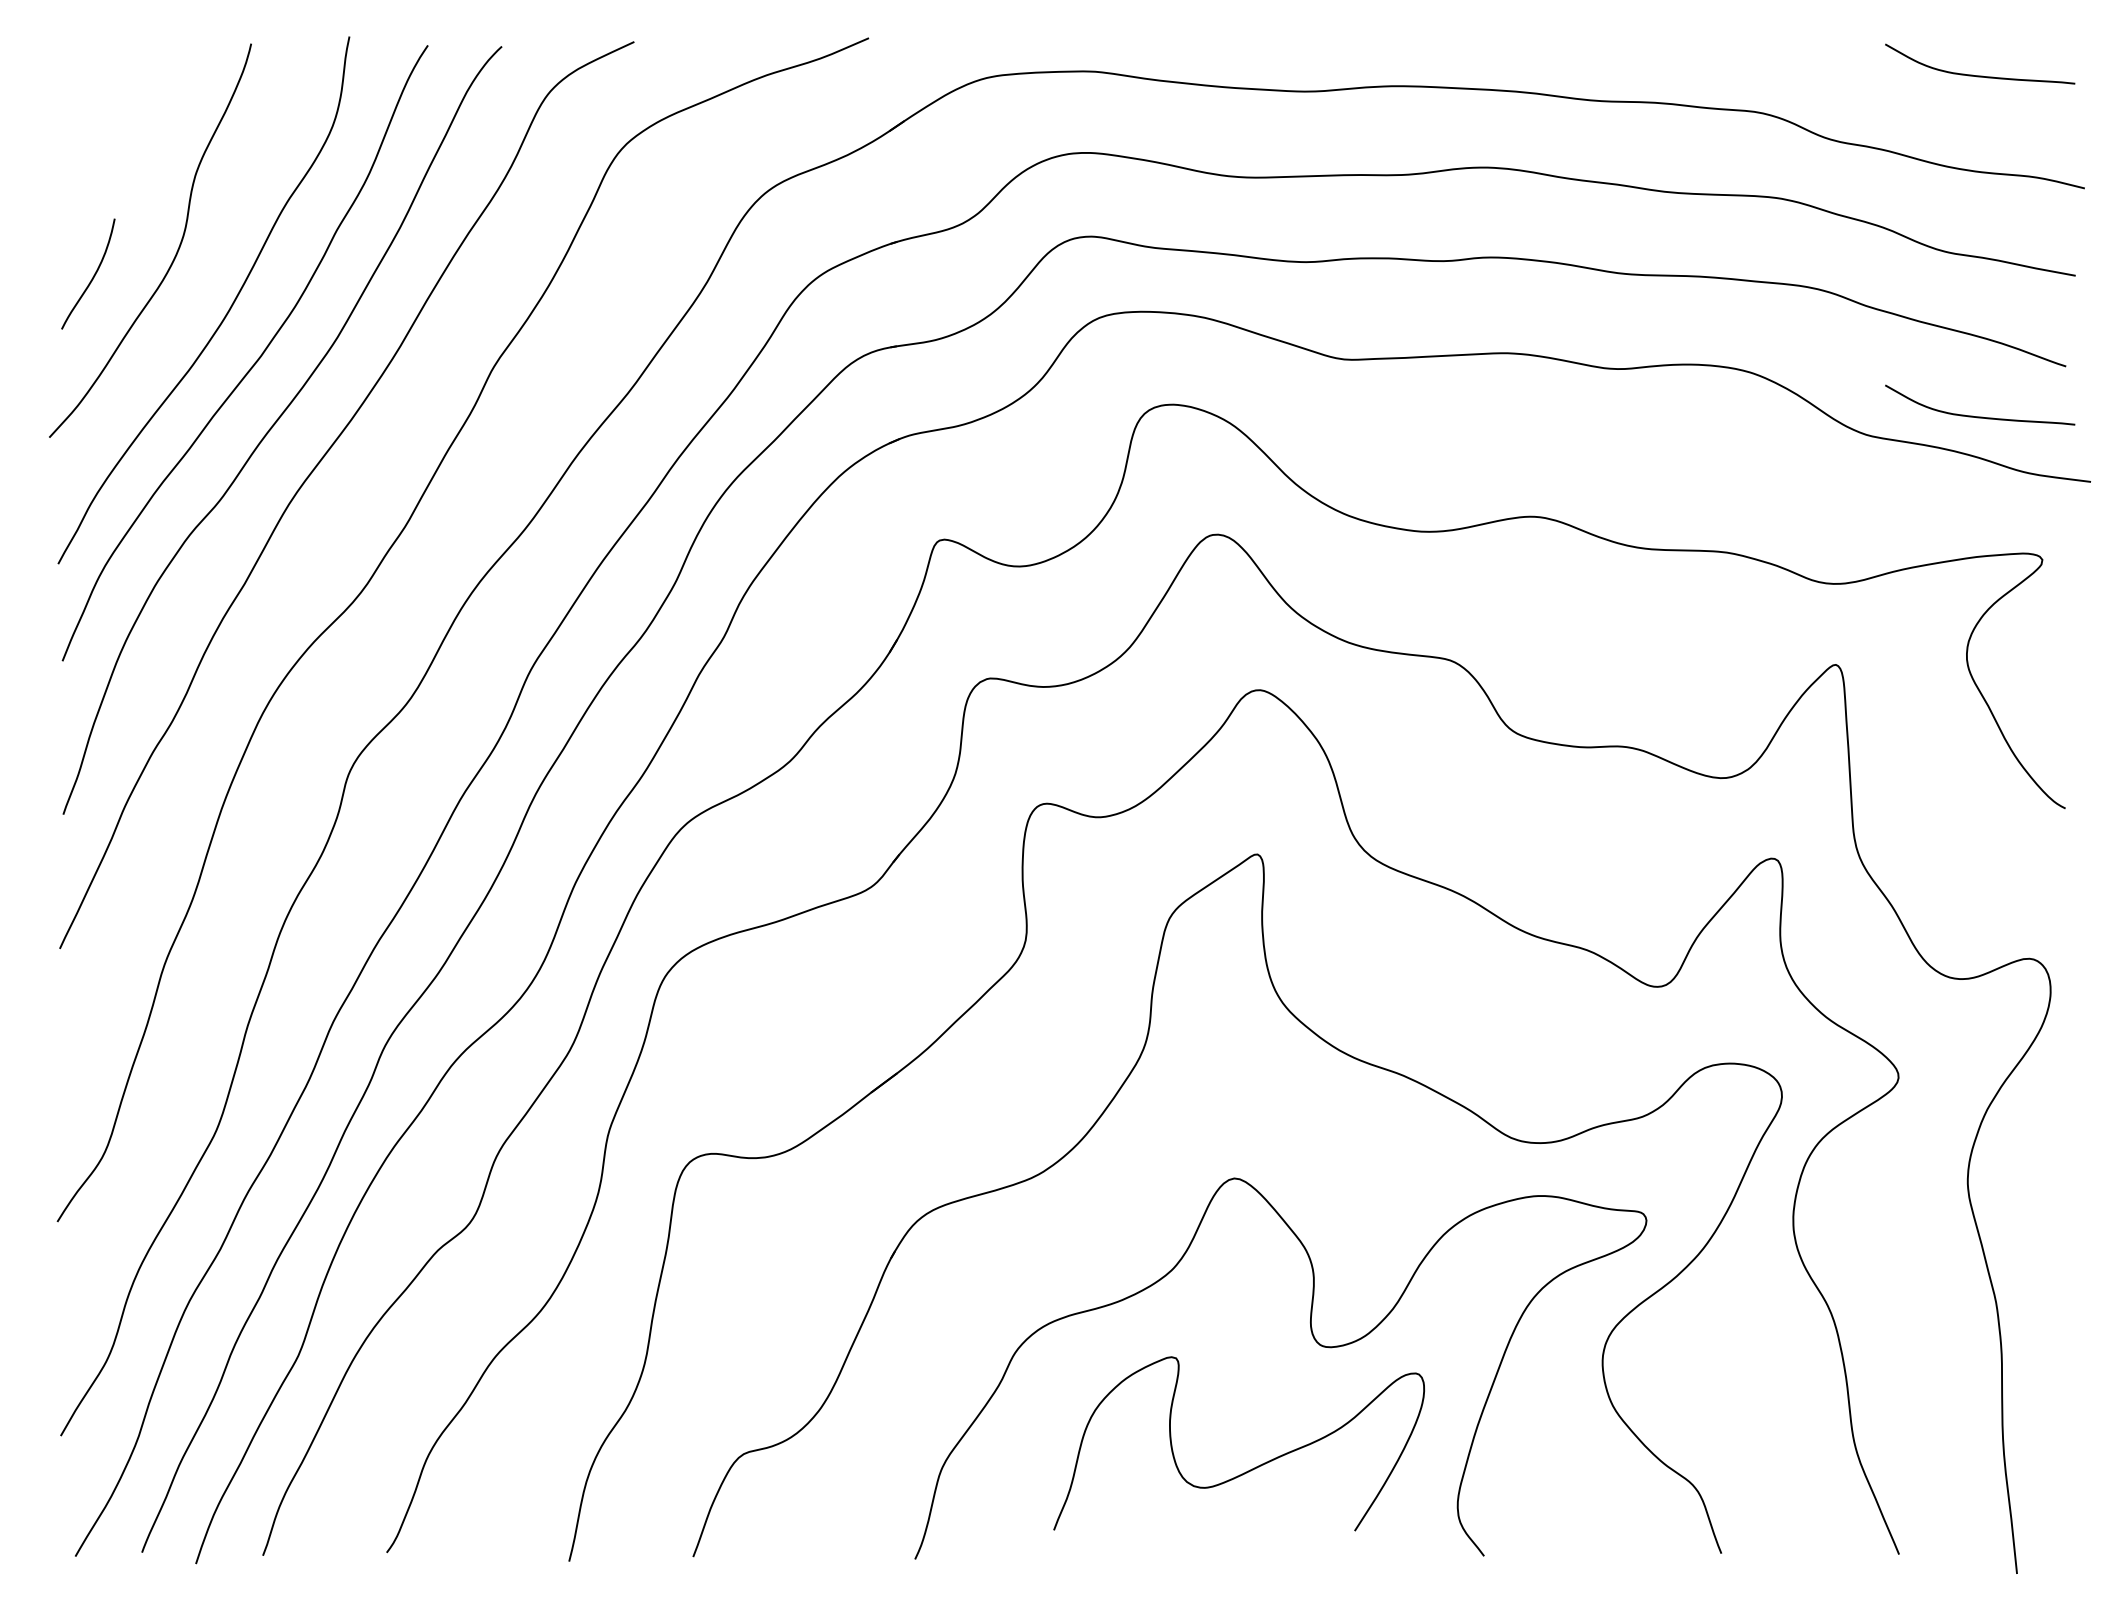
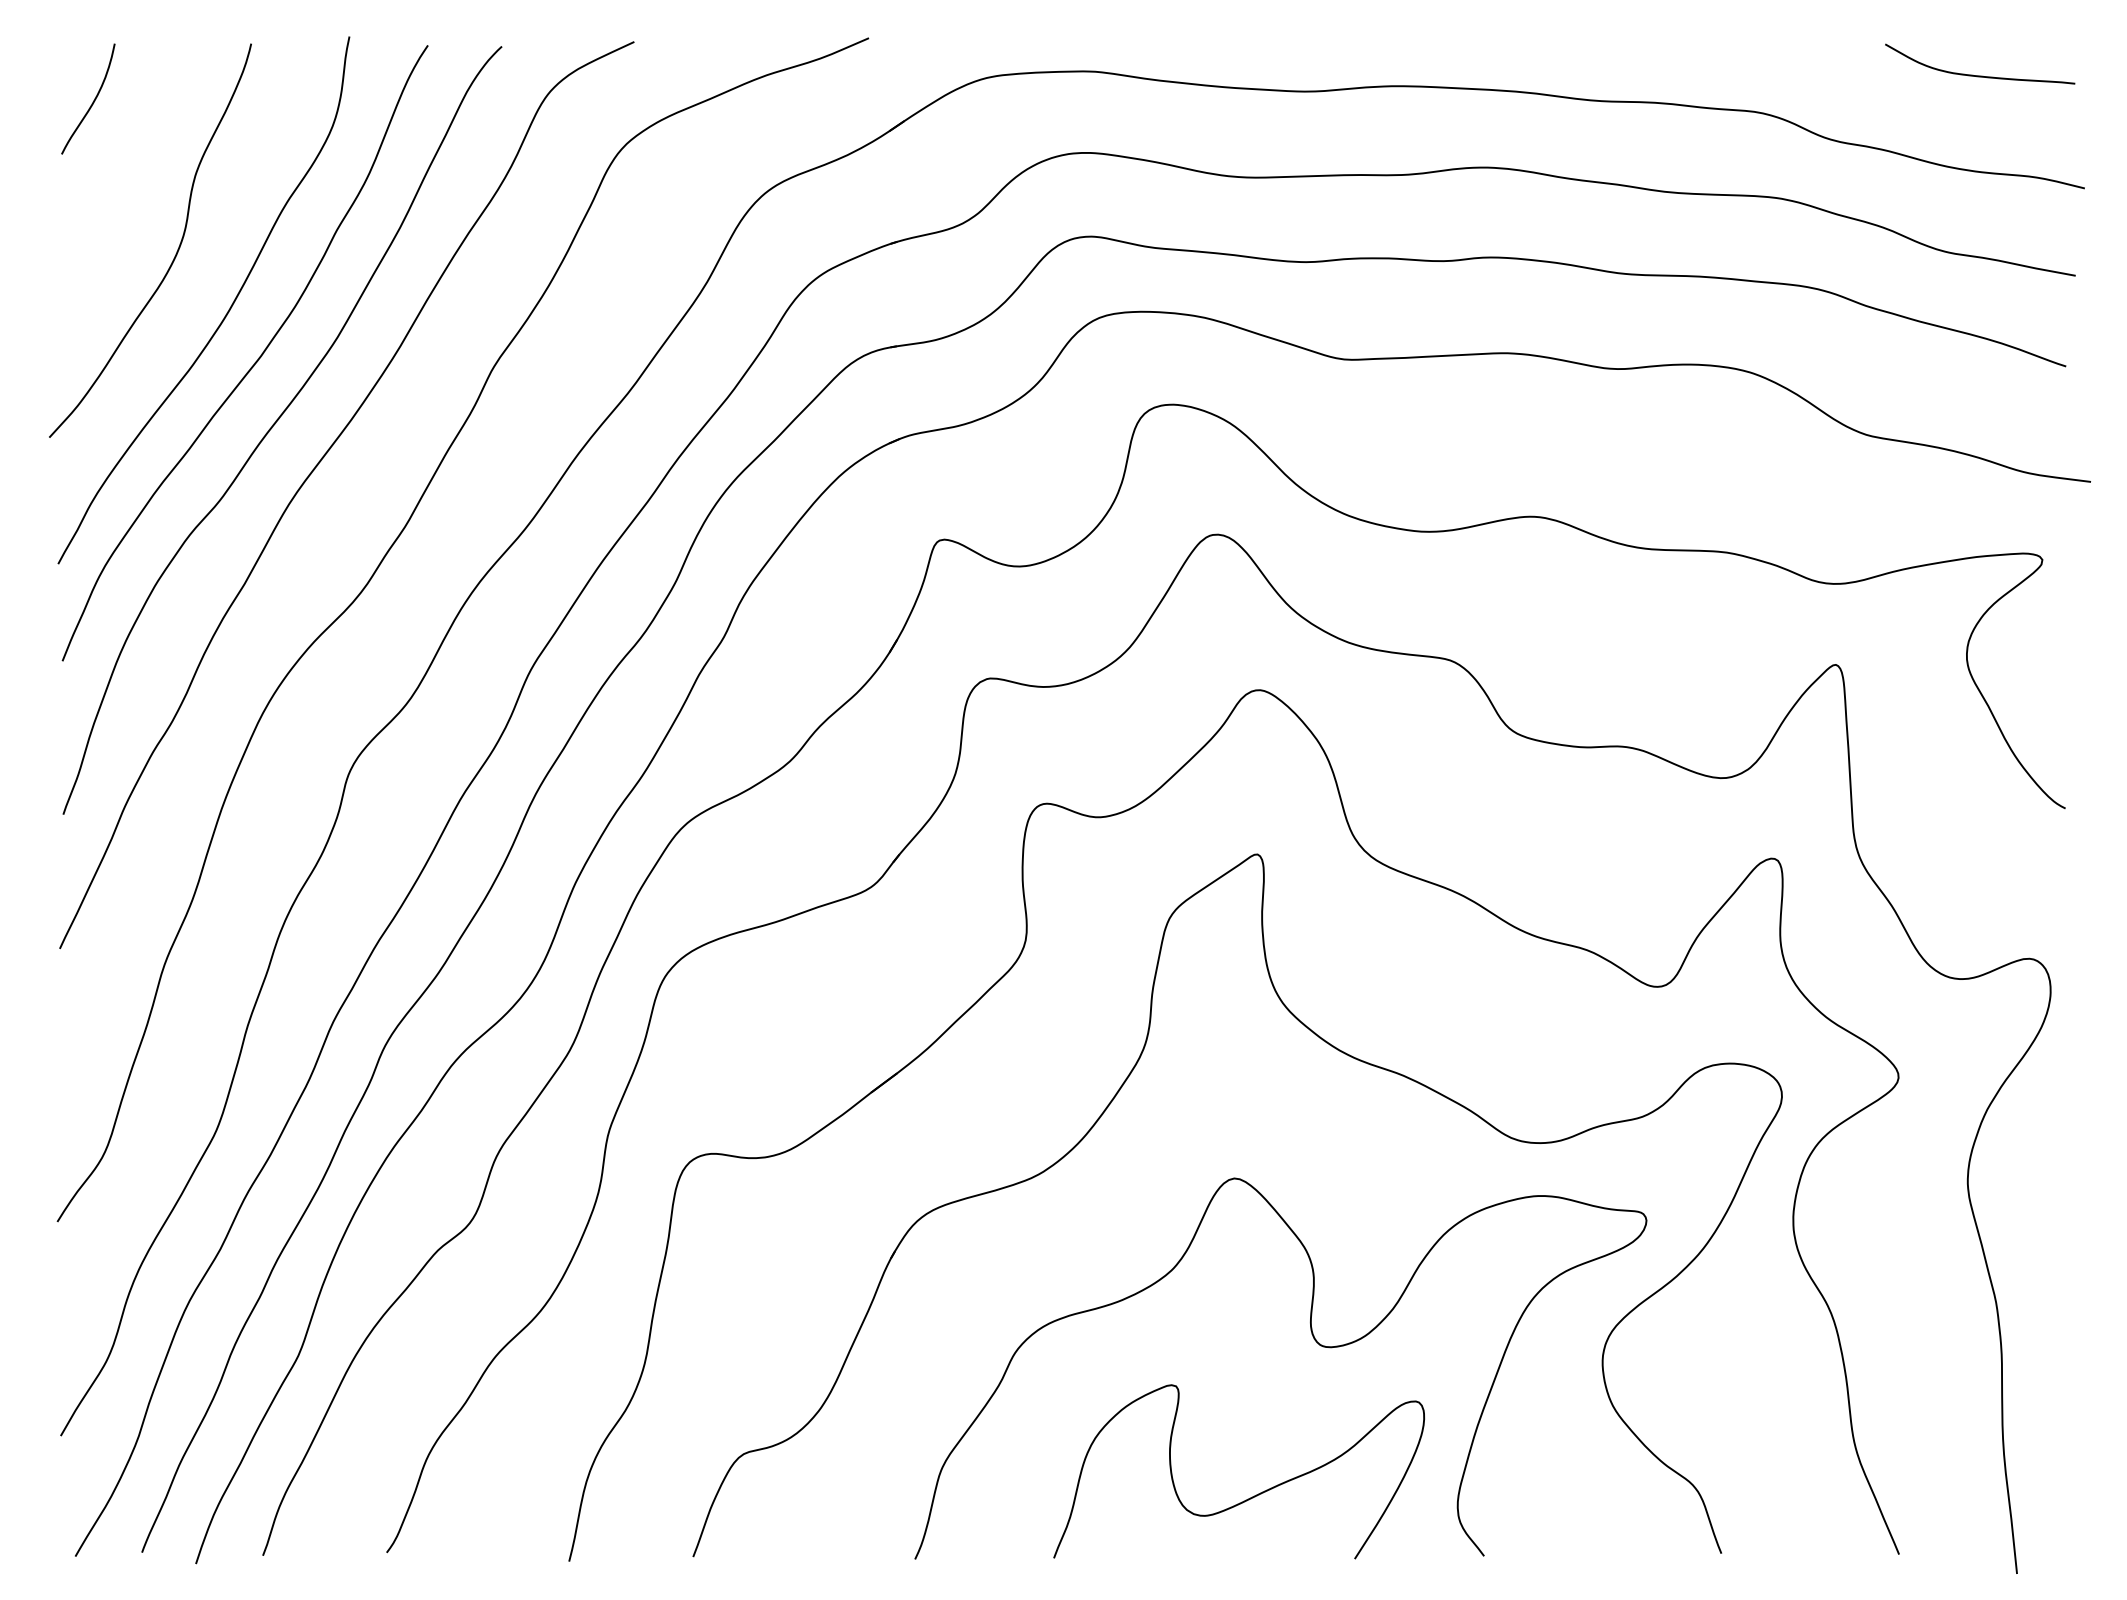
curve position: (93, 275) -> (93, 100) (93, 100)
curve: present -> none (1980, 416)
curve position: (1250, 1469) -> (1250, 1497) (1250, 1497)
